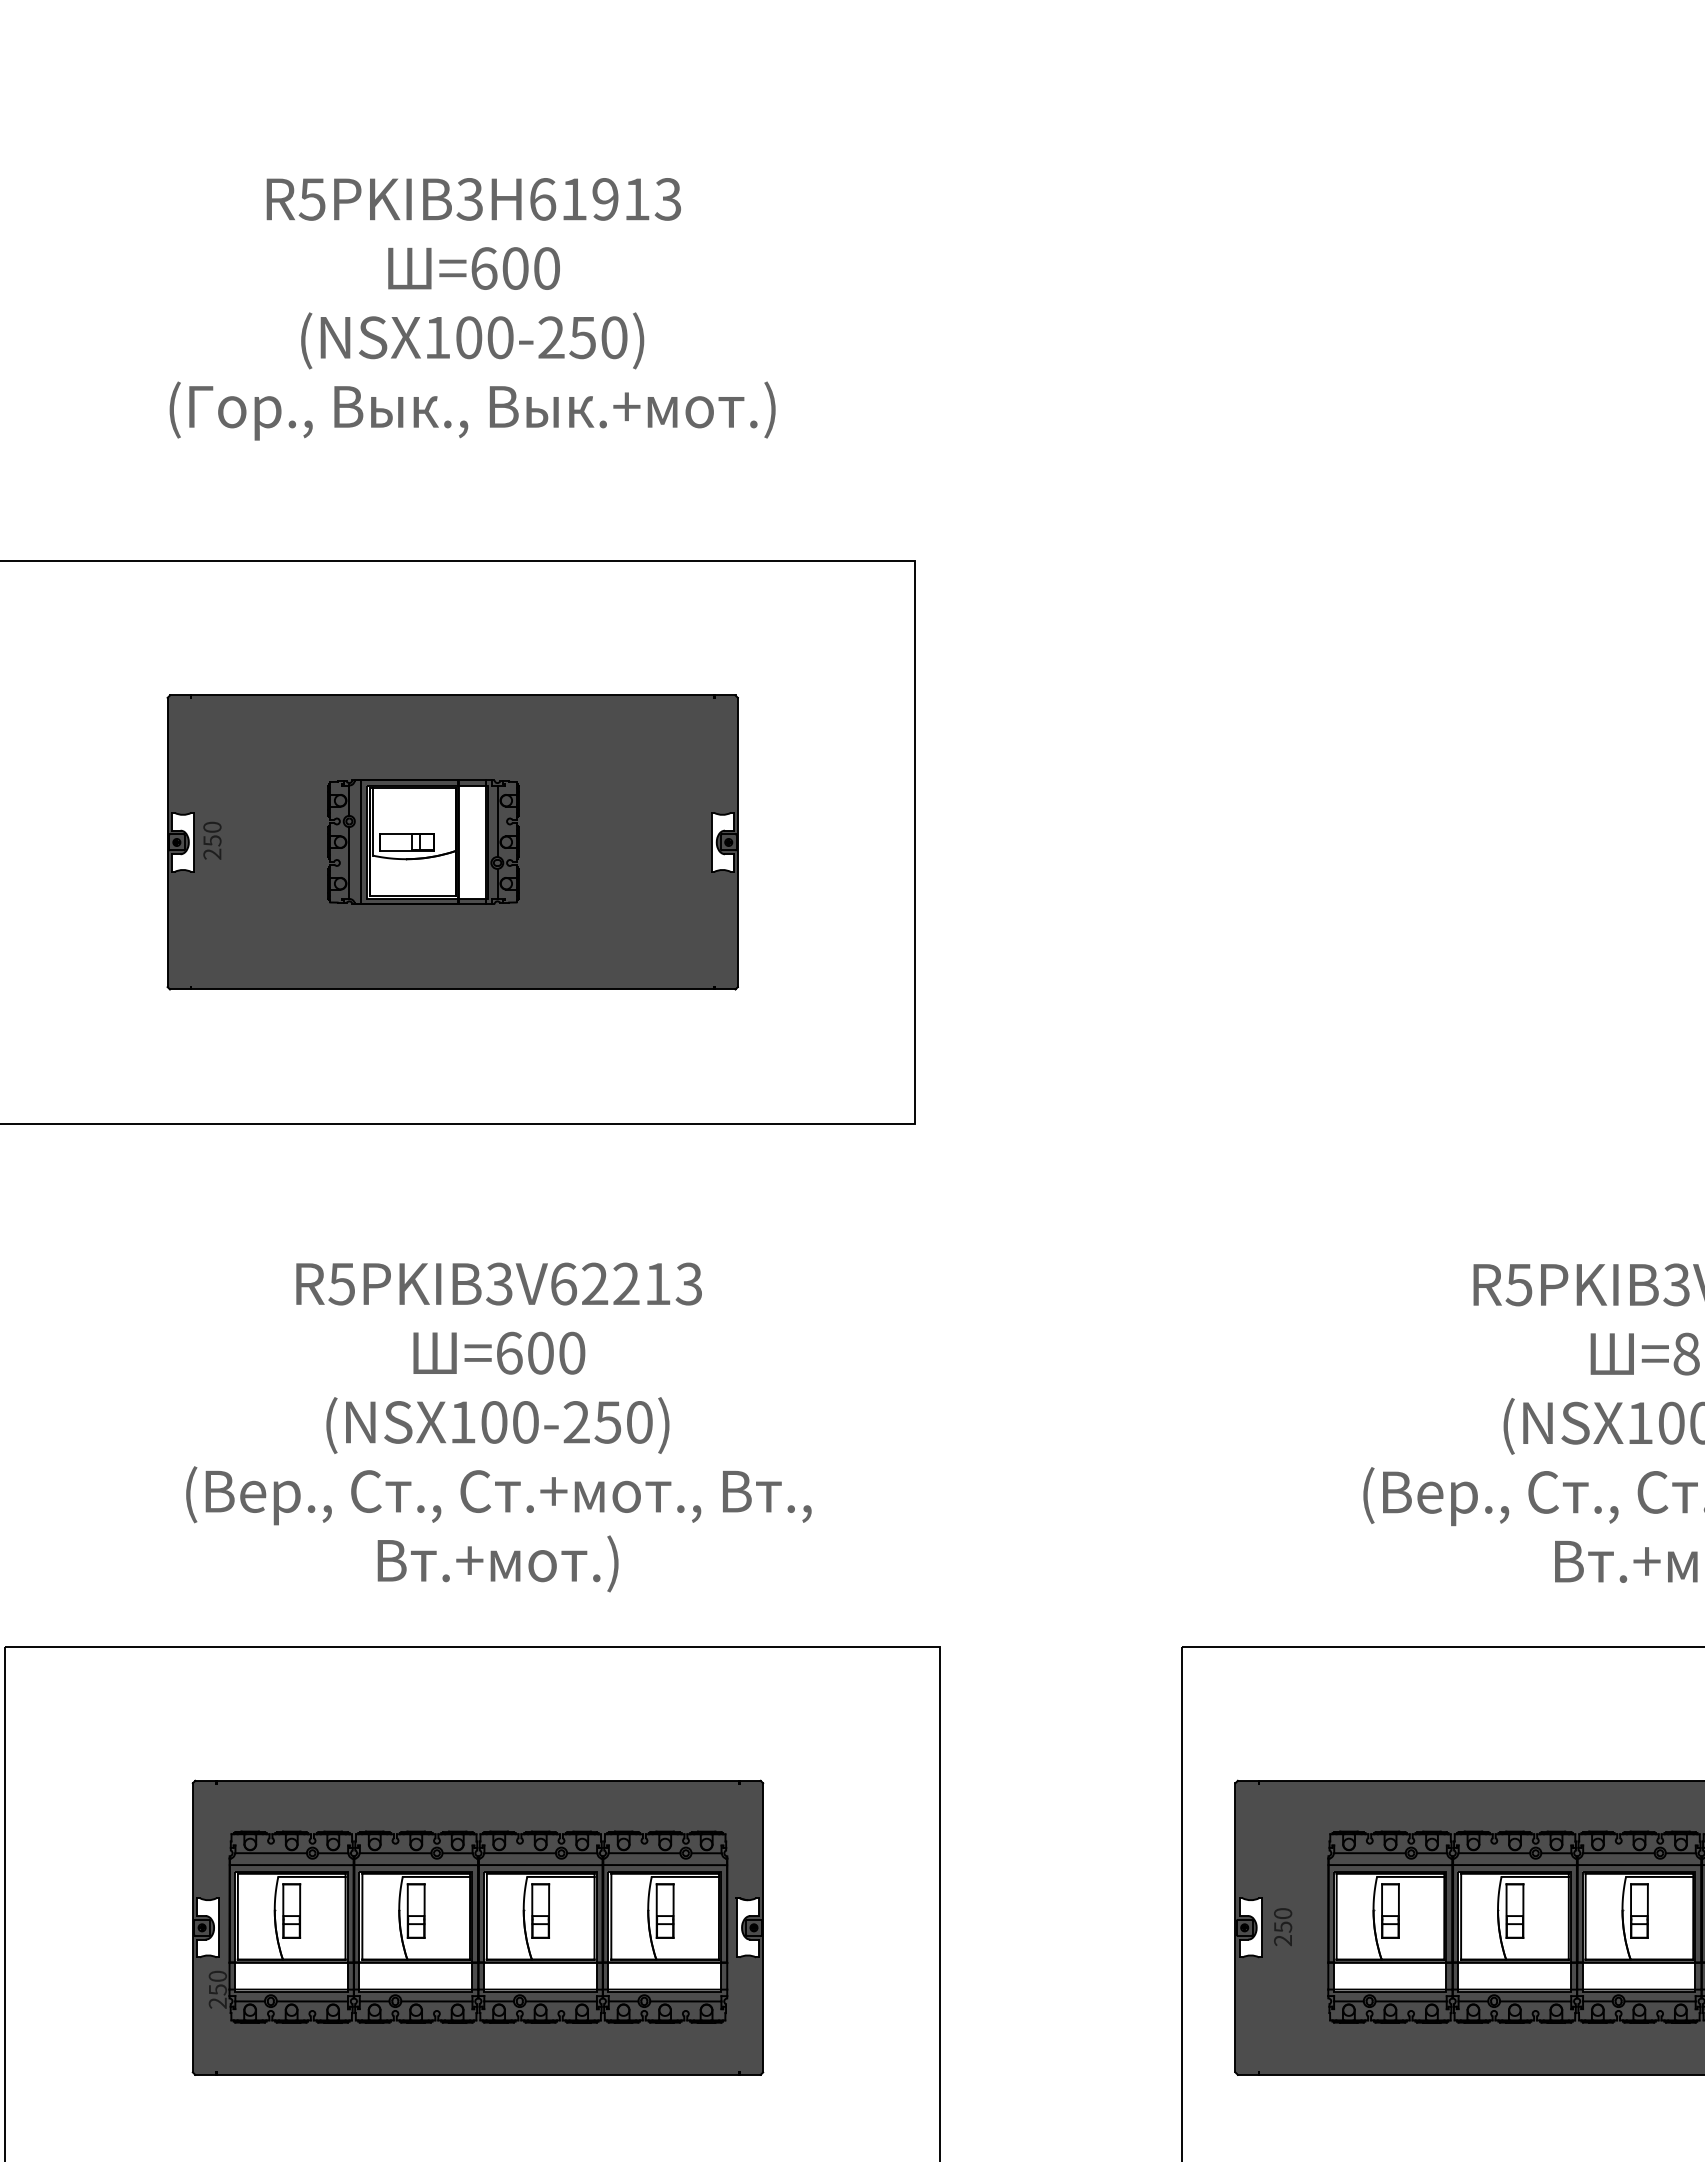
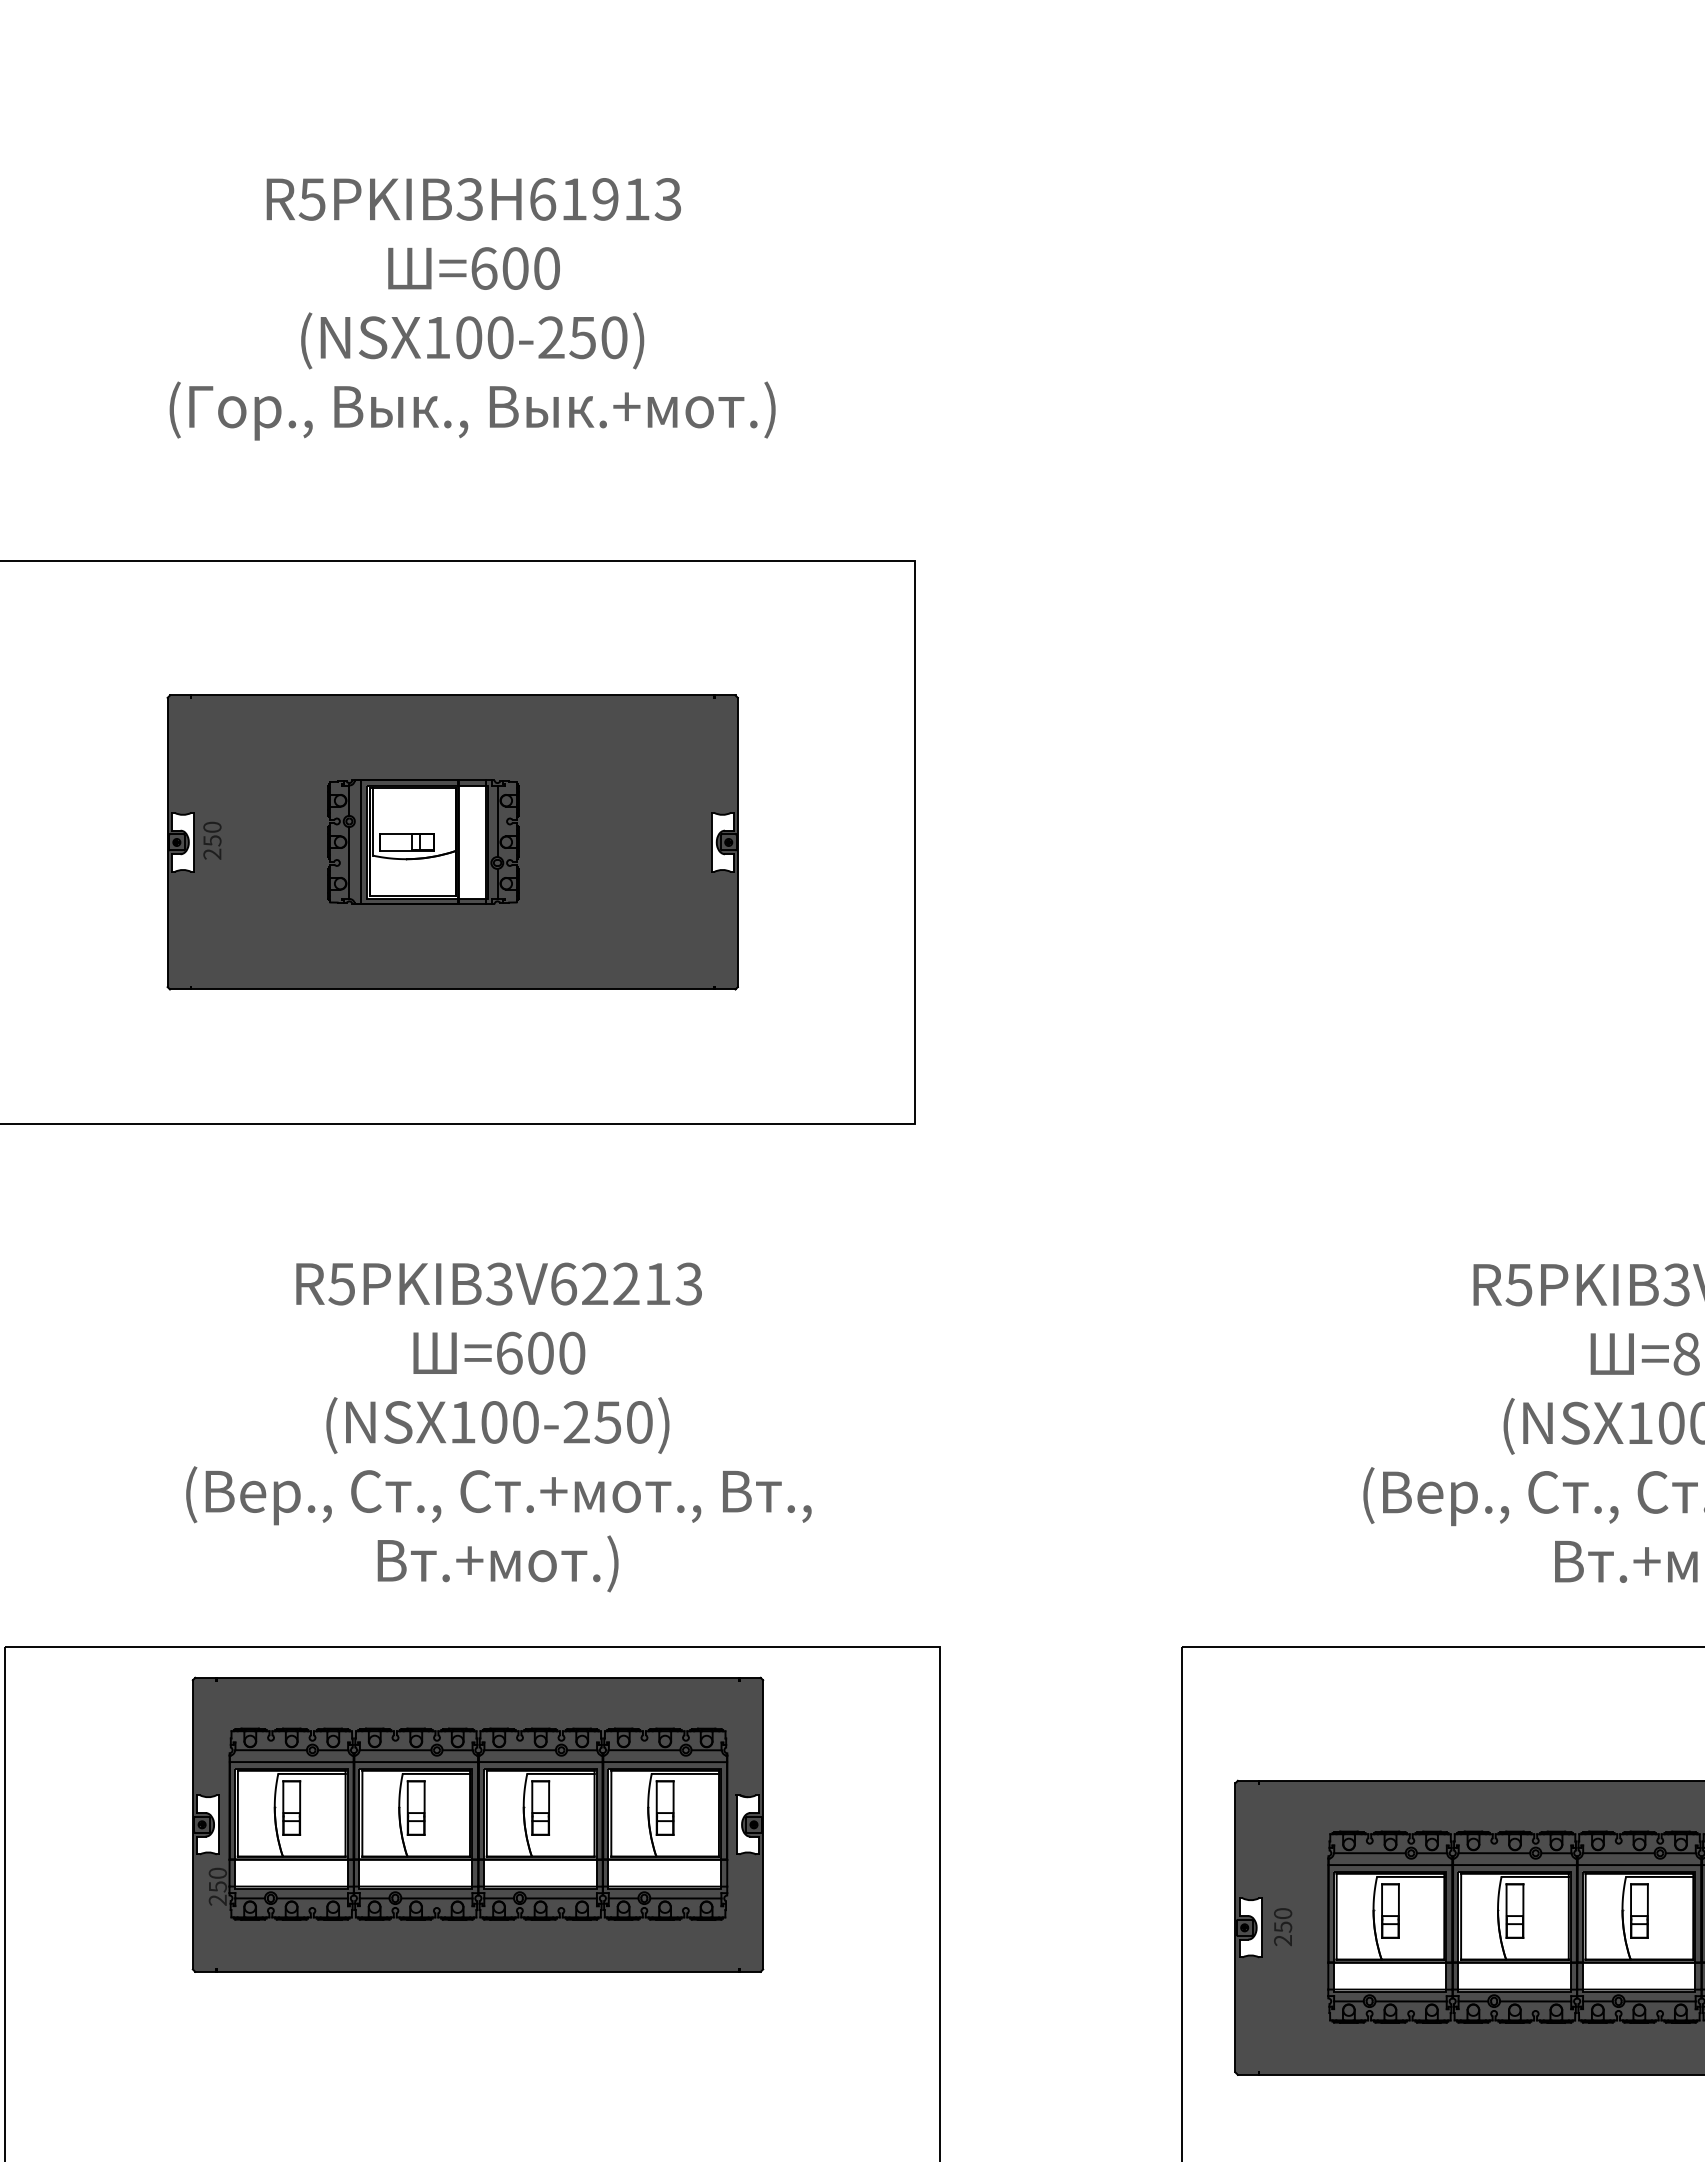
part position: (477, 1927) -> (477, 1824) (477, 1824)
